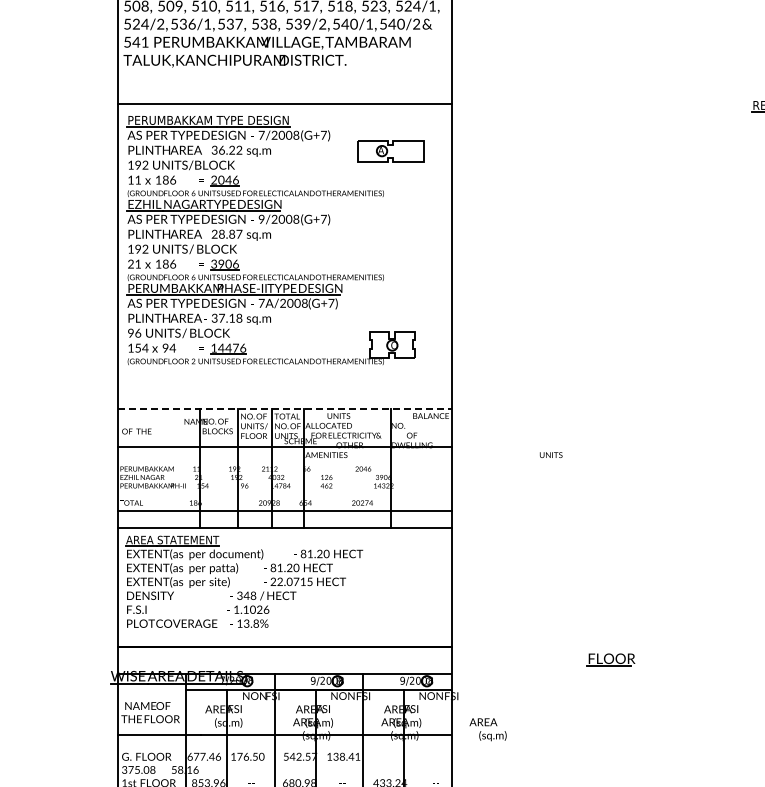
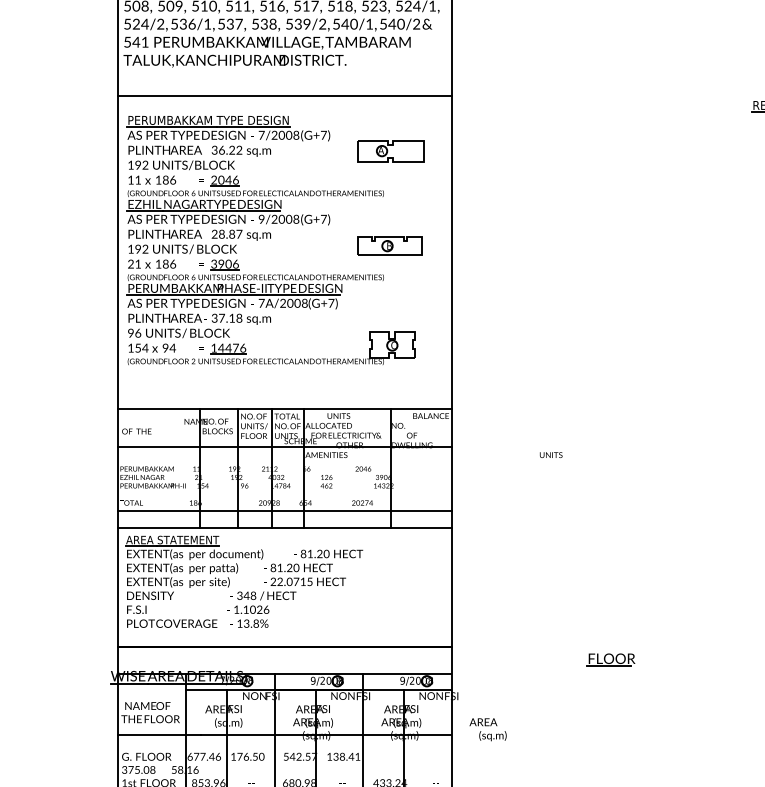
line position: (285, 104) -> (285, 96) (285, 96)
part: none -> present (389, 245)
line: dashed -> solid (285, 408)
